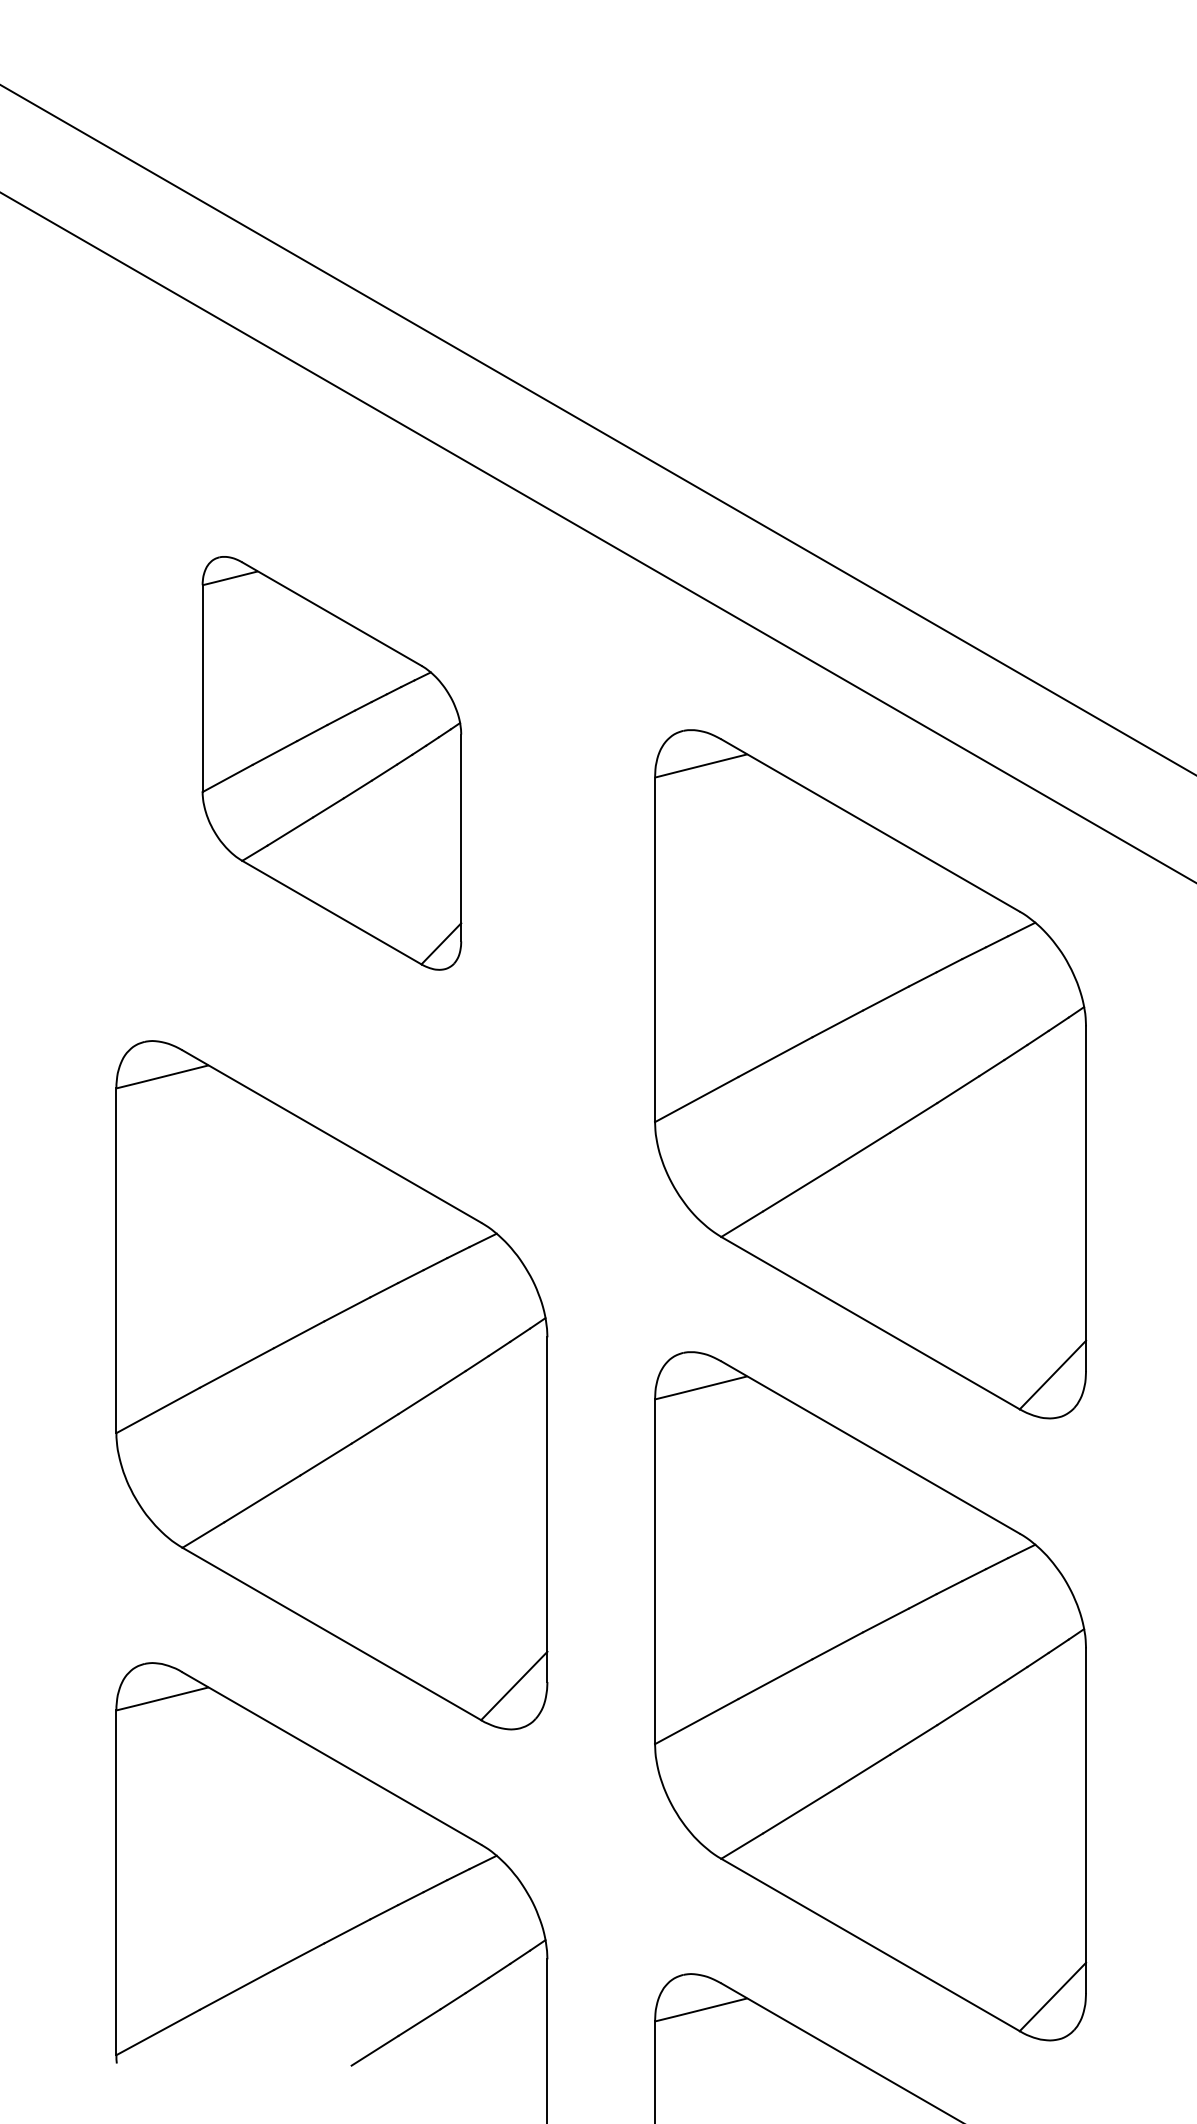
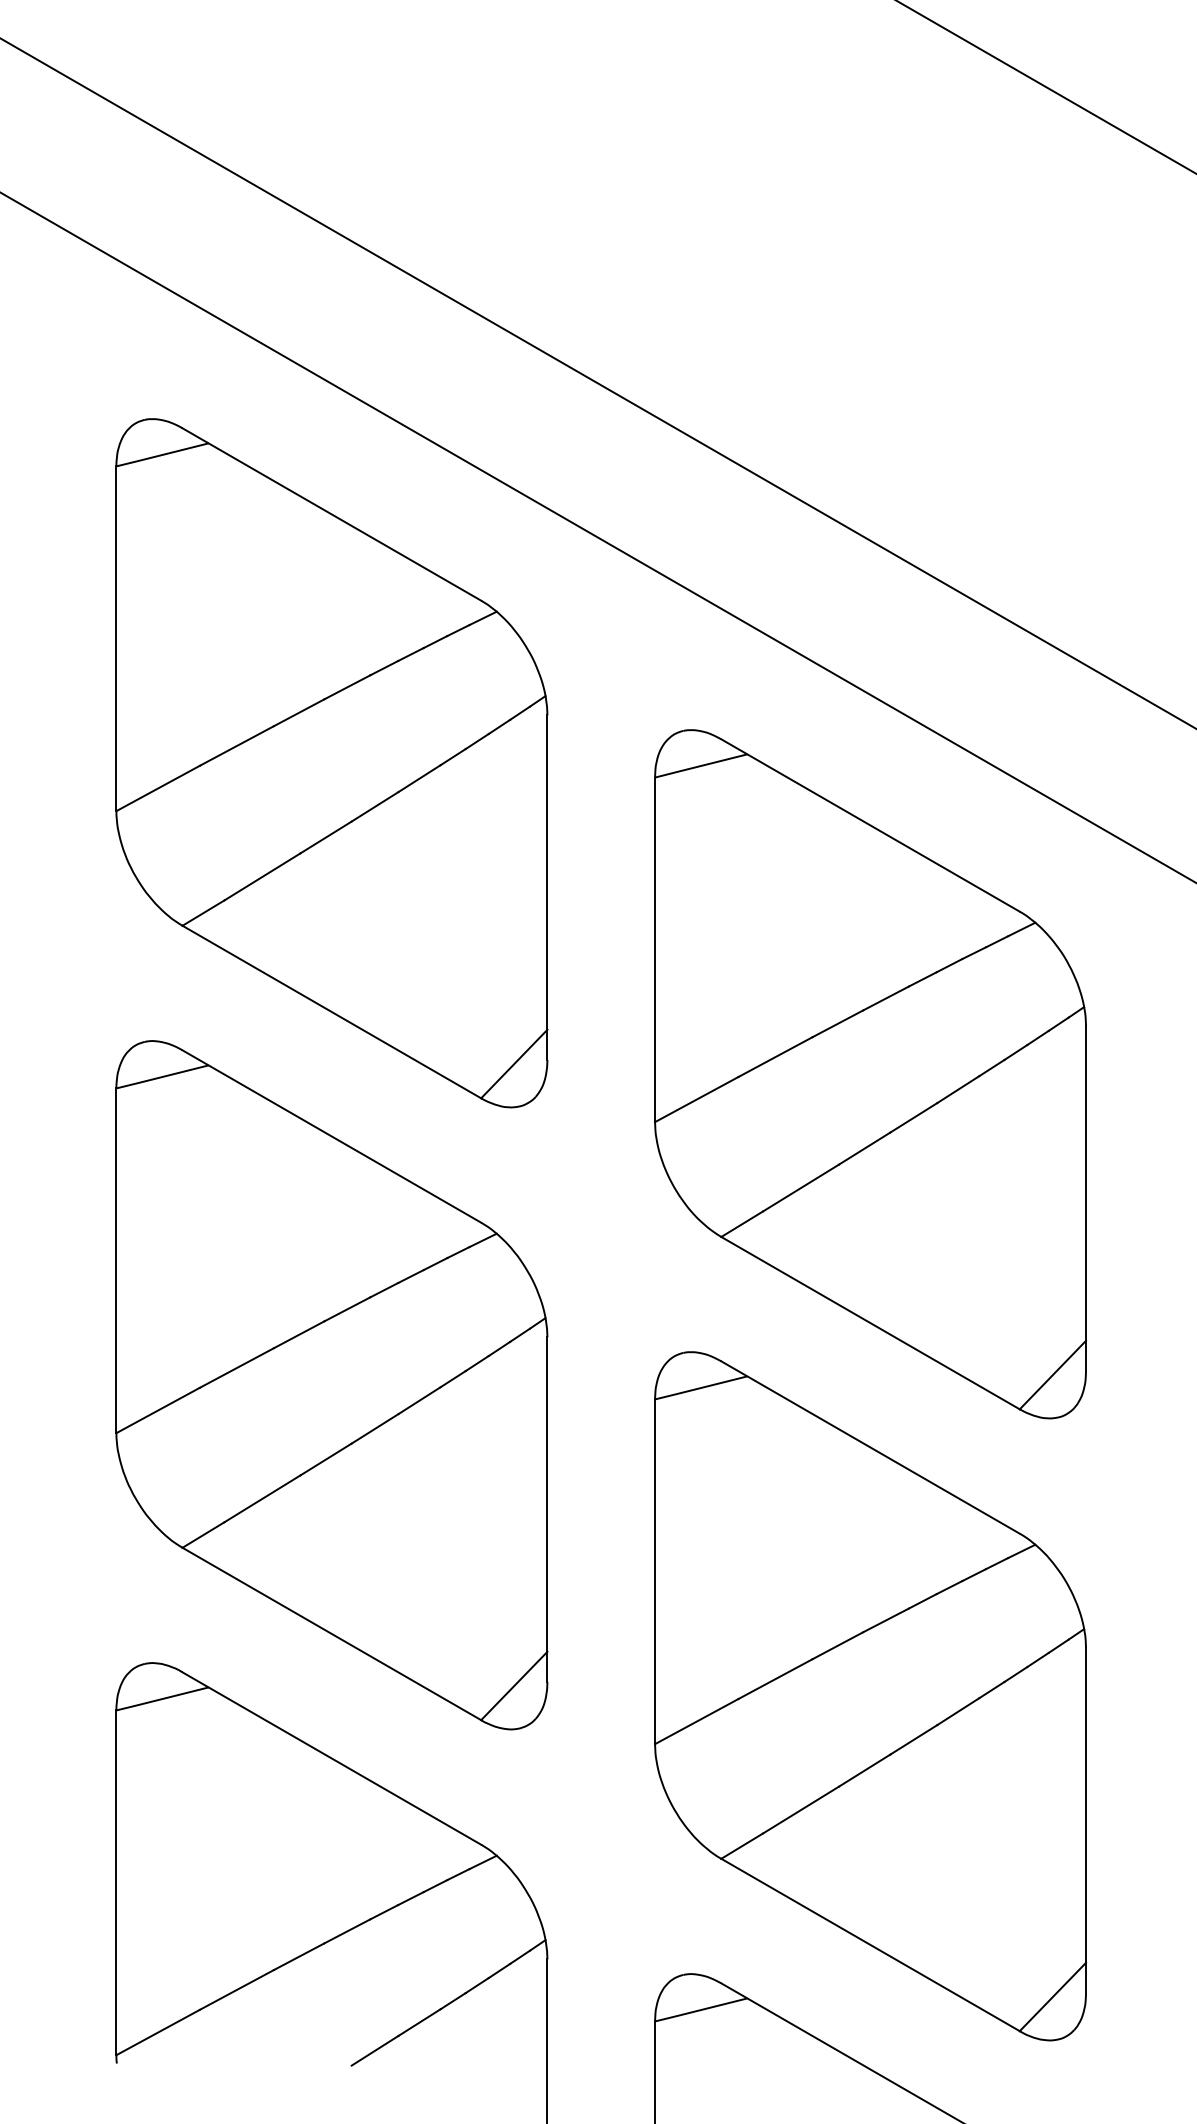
line: none -> present (1046, 87)
line position: (597, 429) -> (597, 383) (597, 383)
part size: 262x415 px -> 434x691 px (331, 763)
